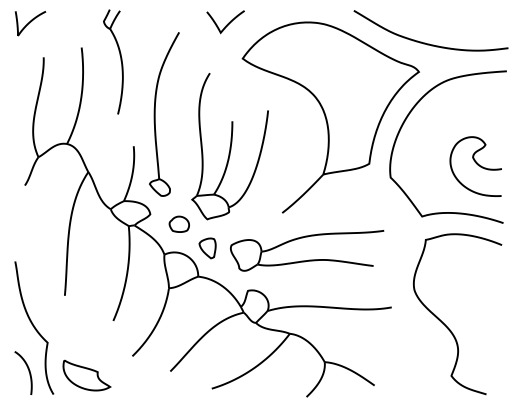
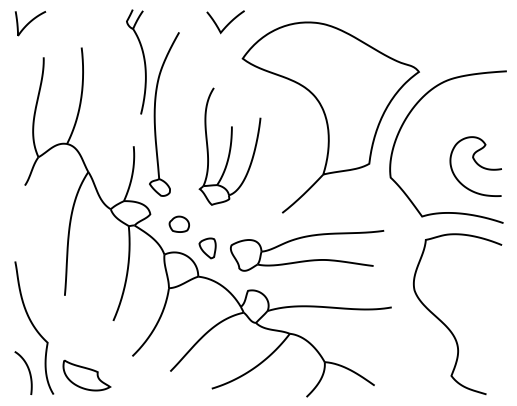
curve: present -> none (425, 42)
part position: (120, 61) -> (143, 61) (143, 61)
part size: 78x148 px -> 64x119 px (229, 146)
